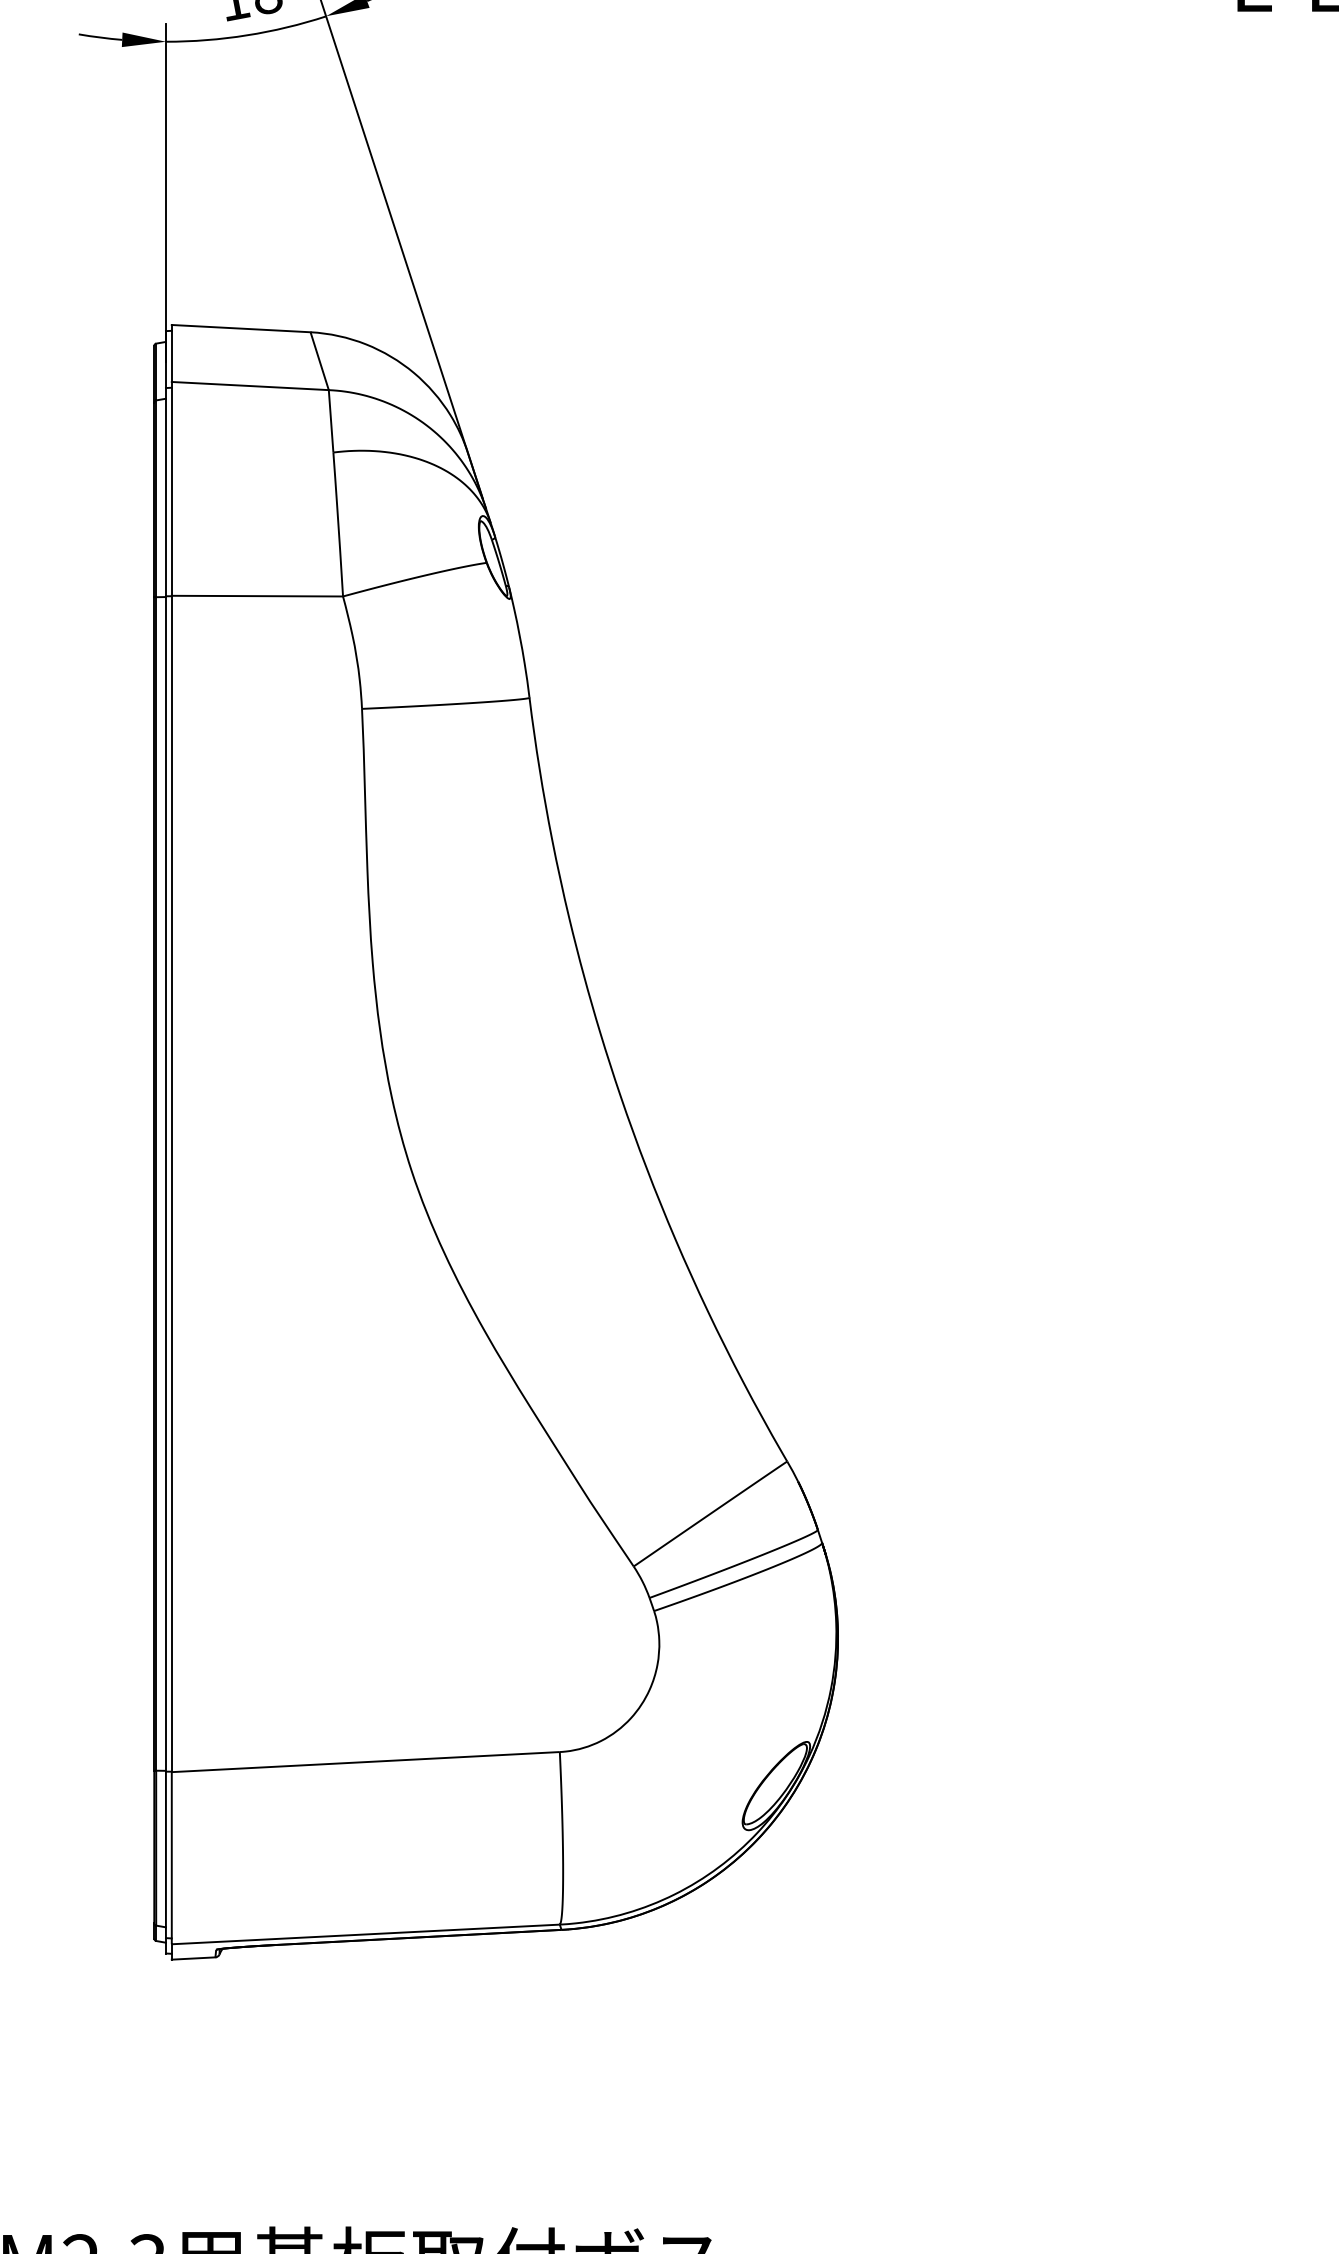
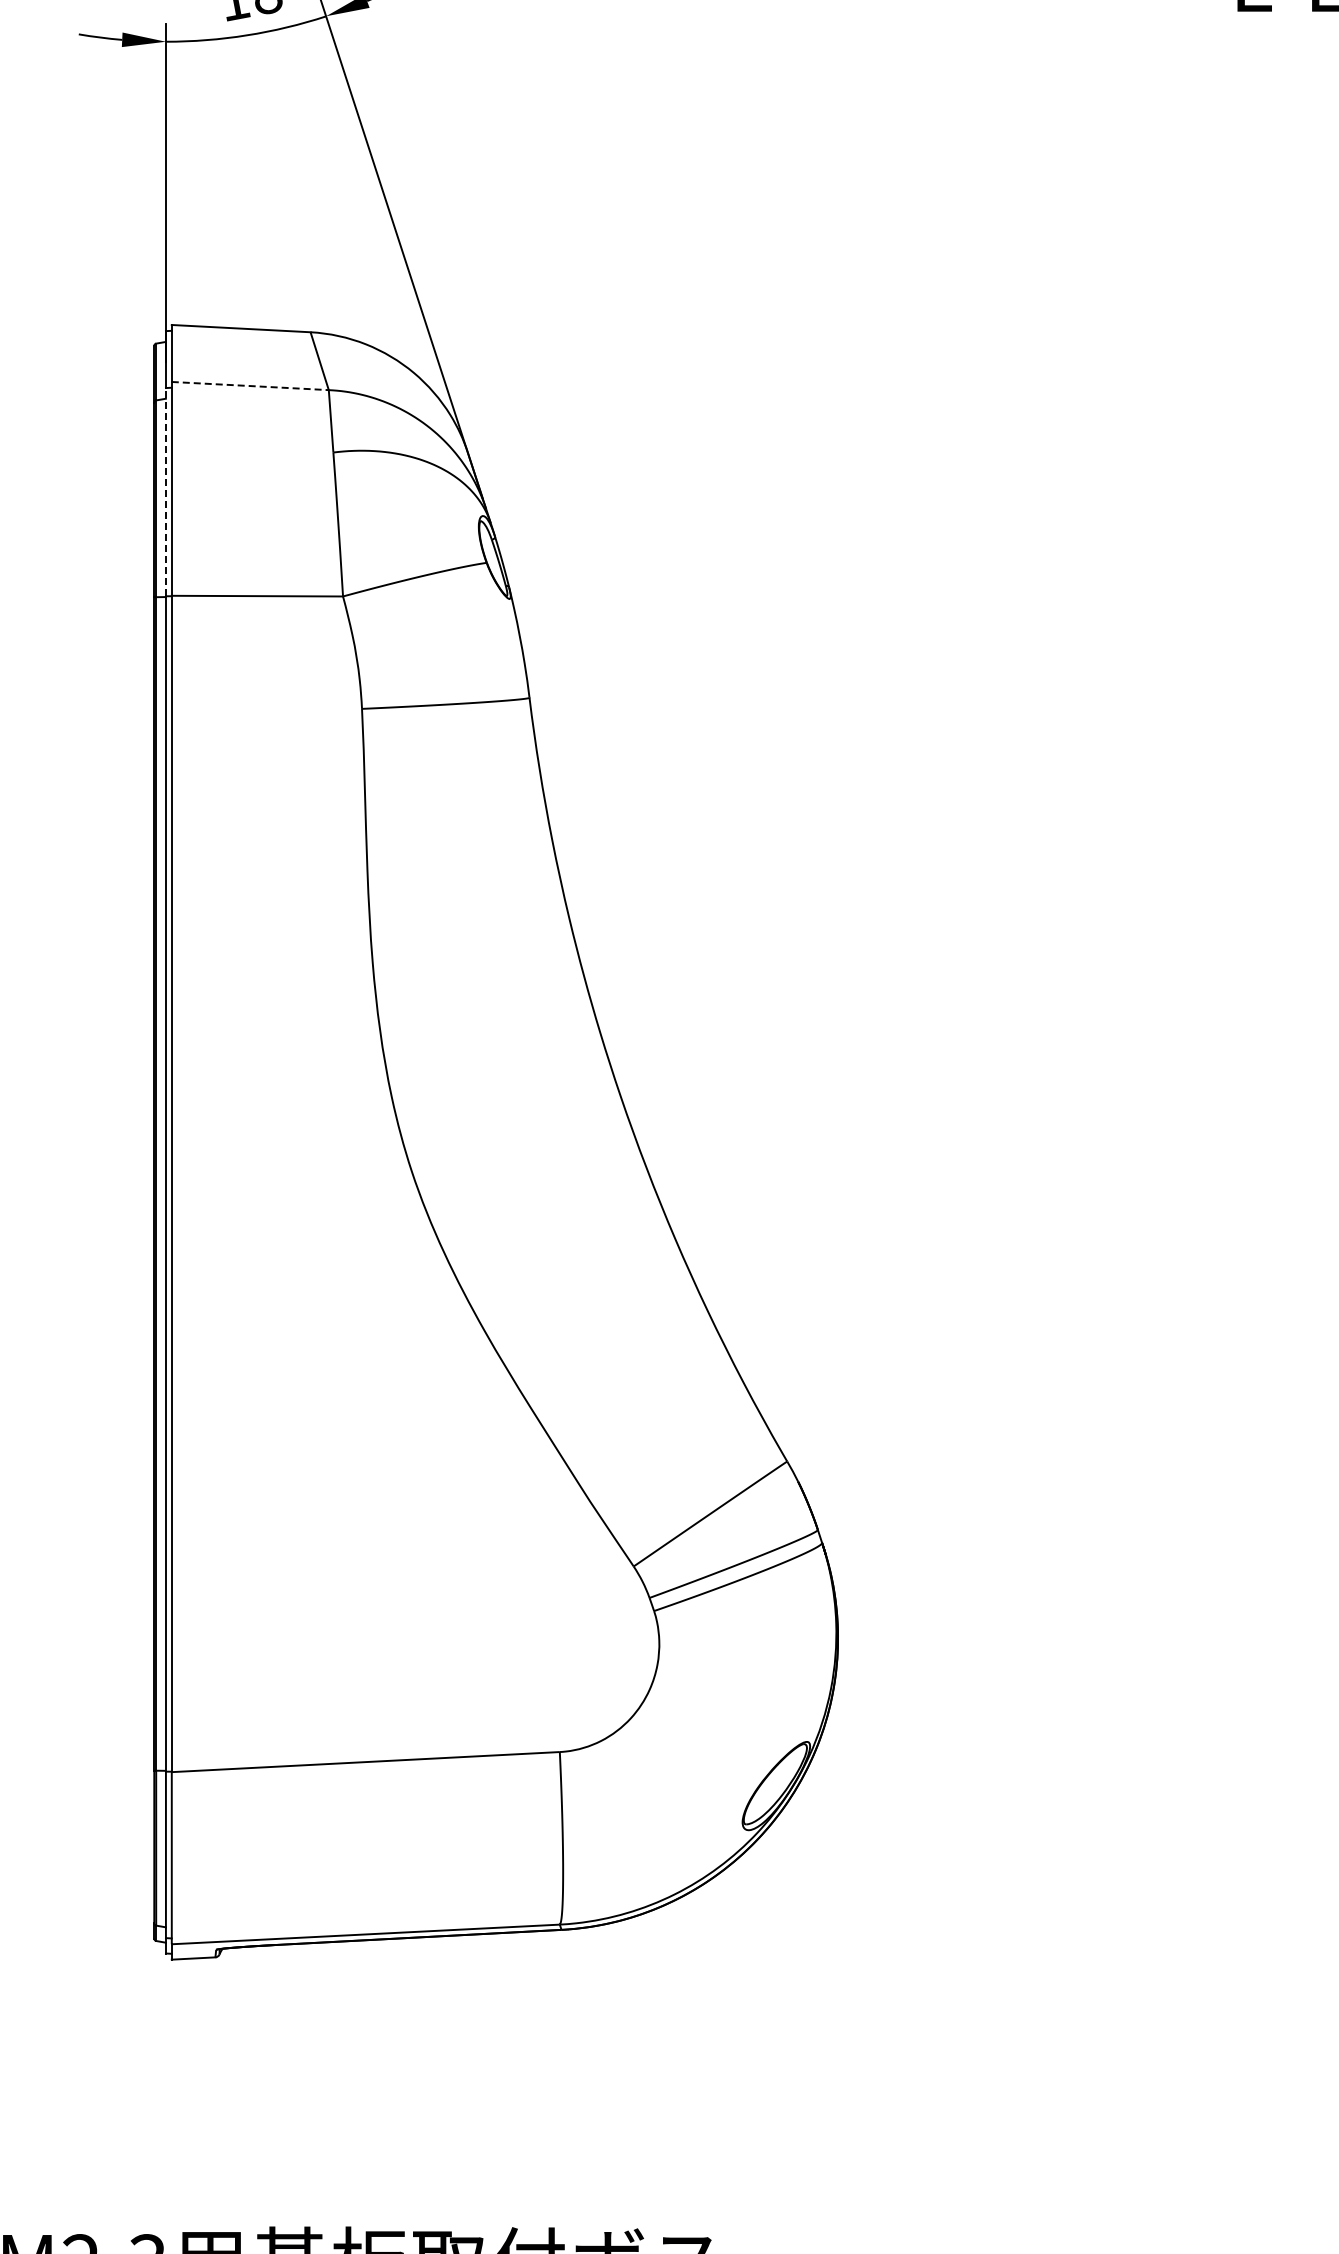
line: solid -> dashed (250, 386)
line: solid -> dashed (165, 491)
